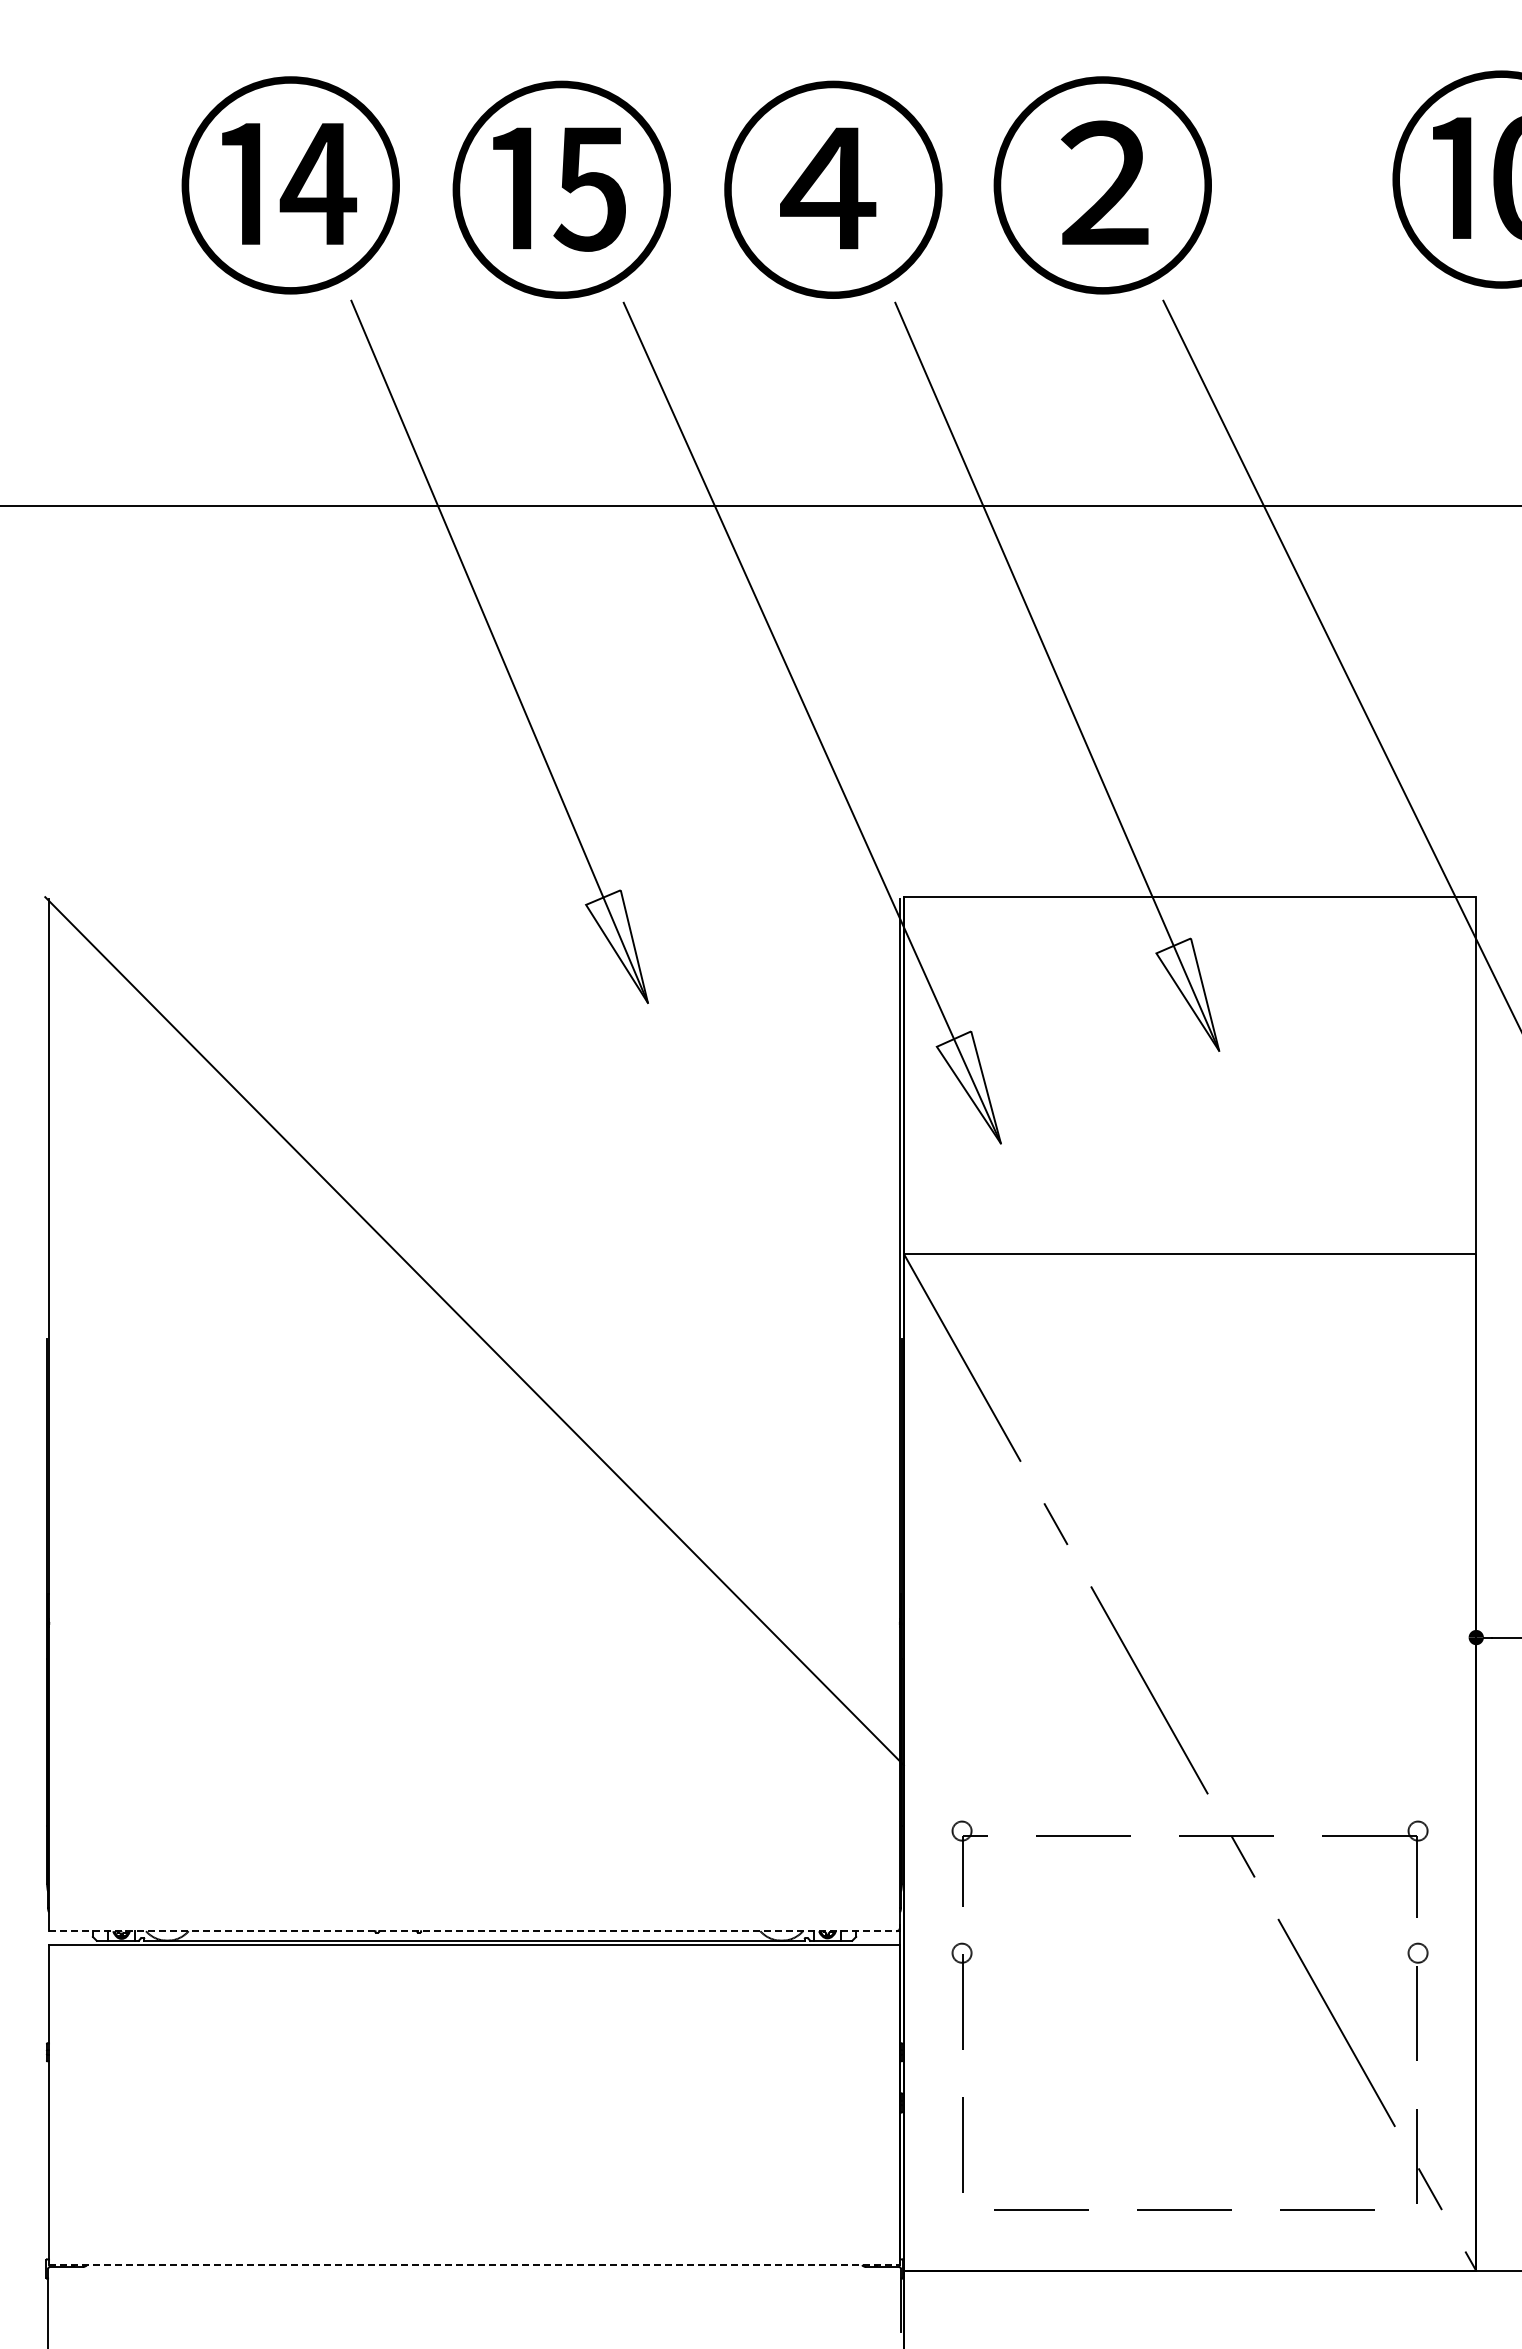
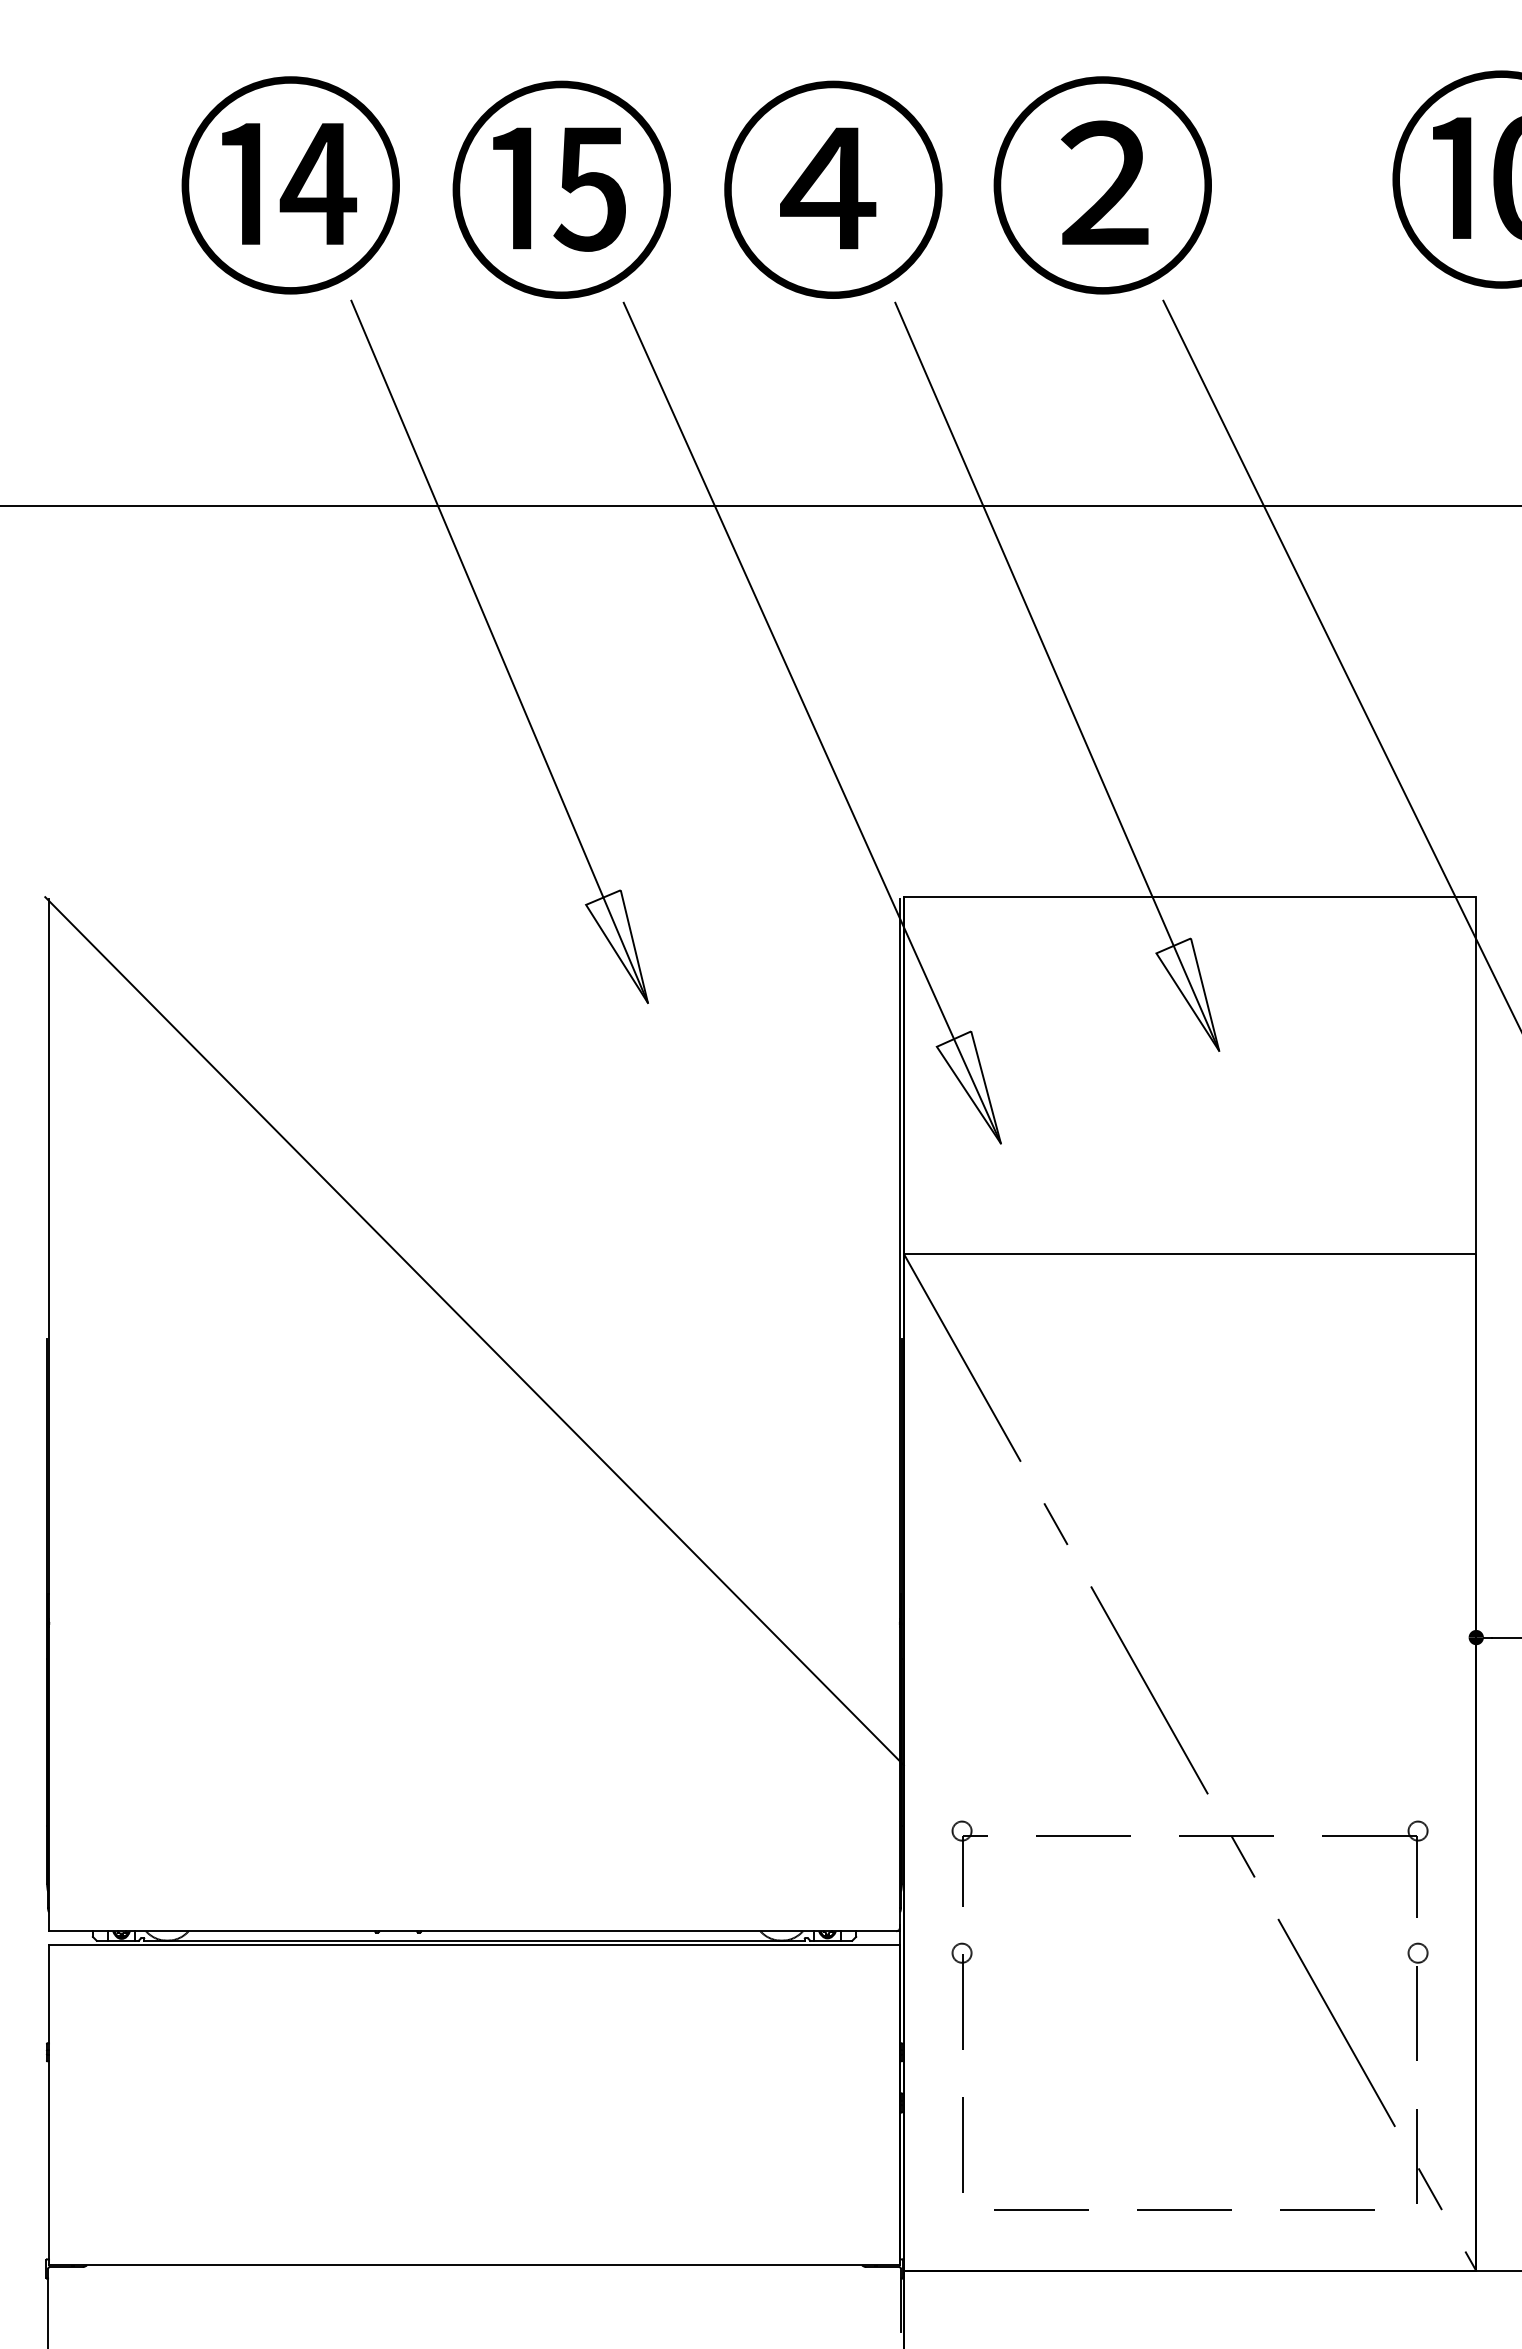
line: dashed -> solid (475, 1931)
line: dashed -> solid (475, 2265)
